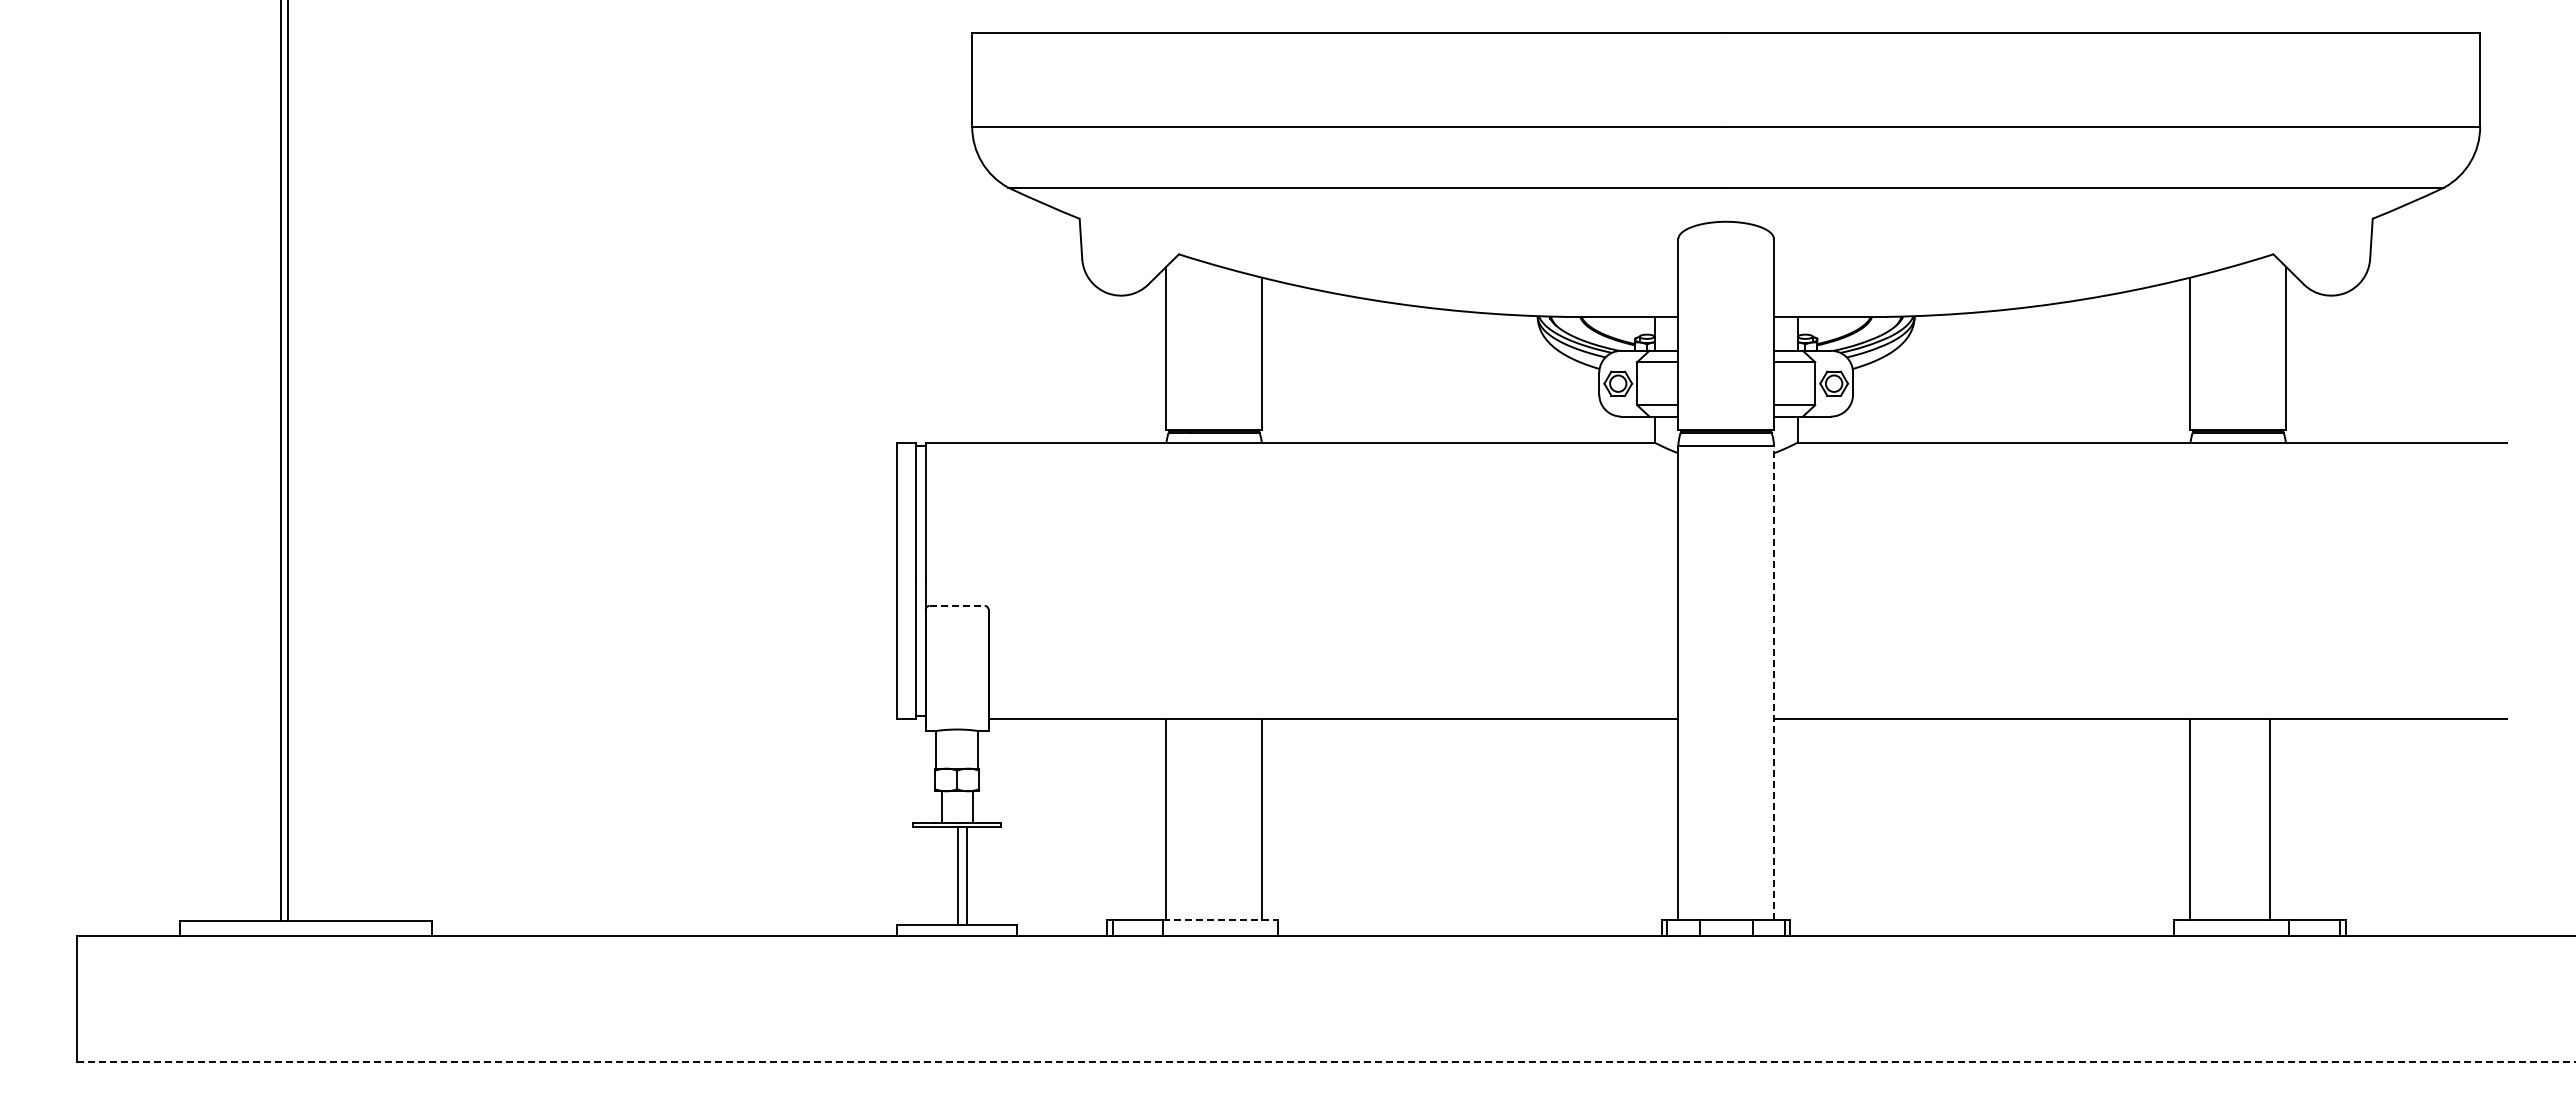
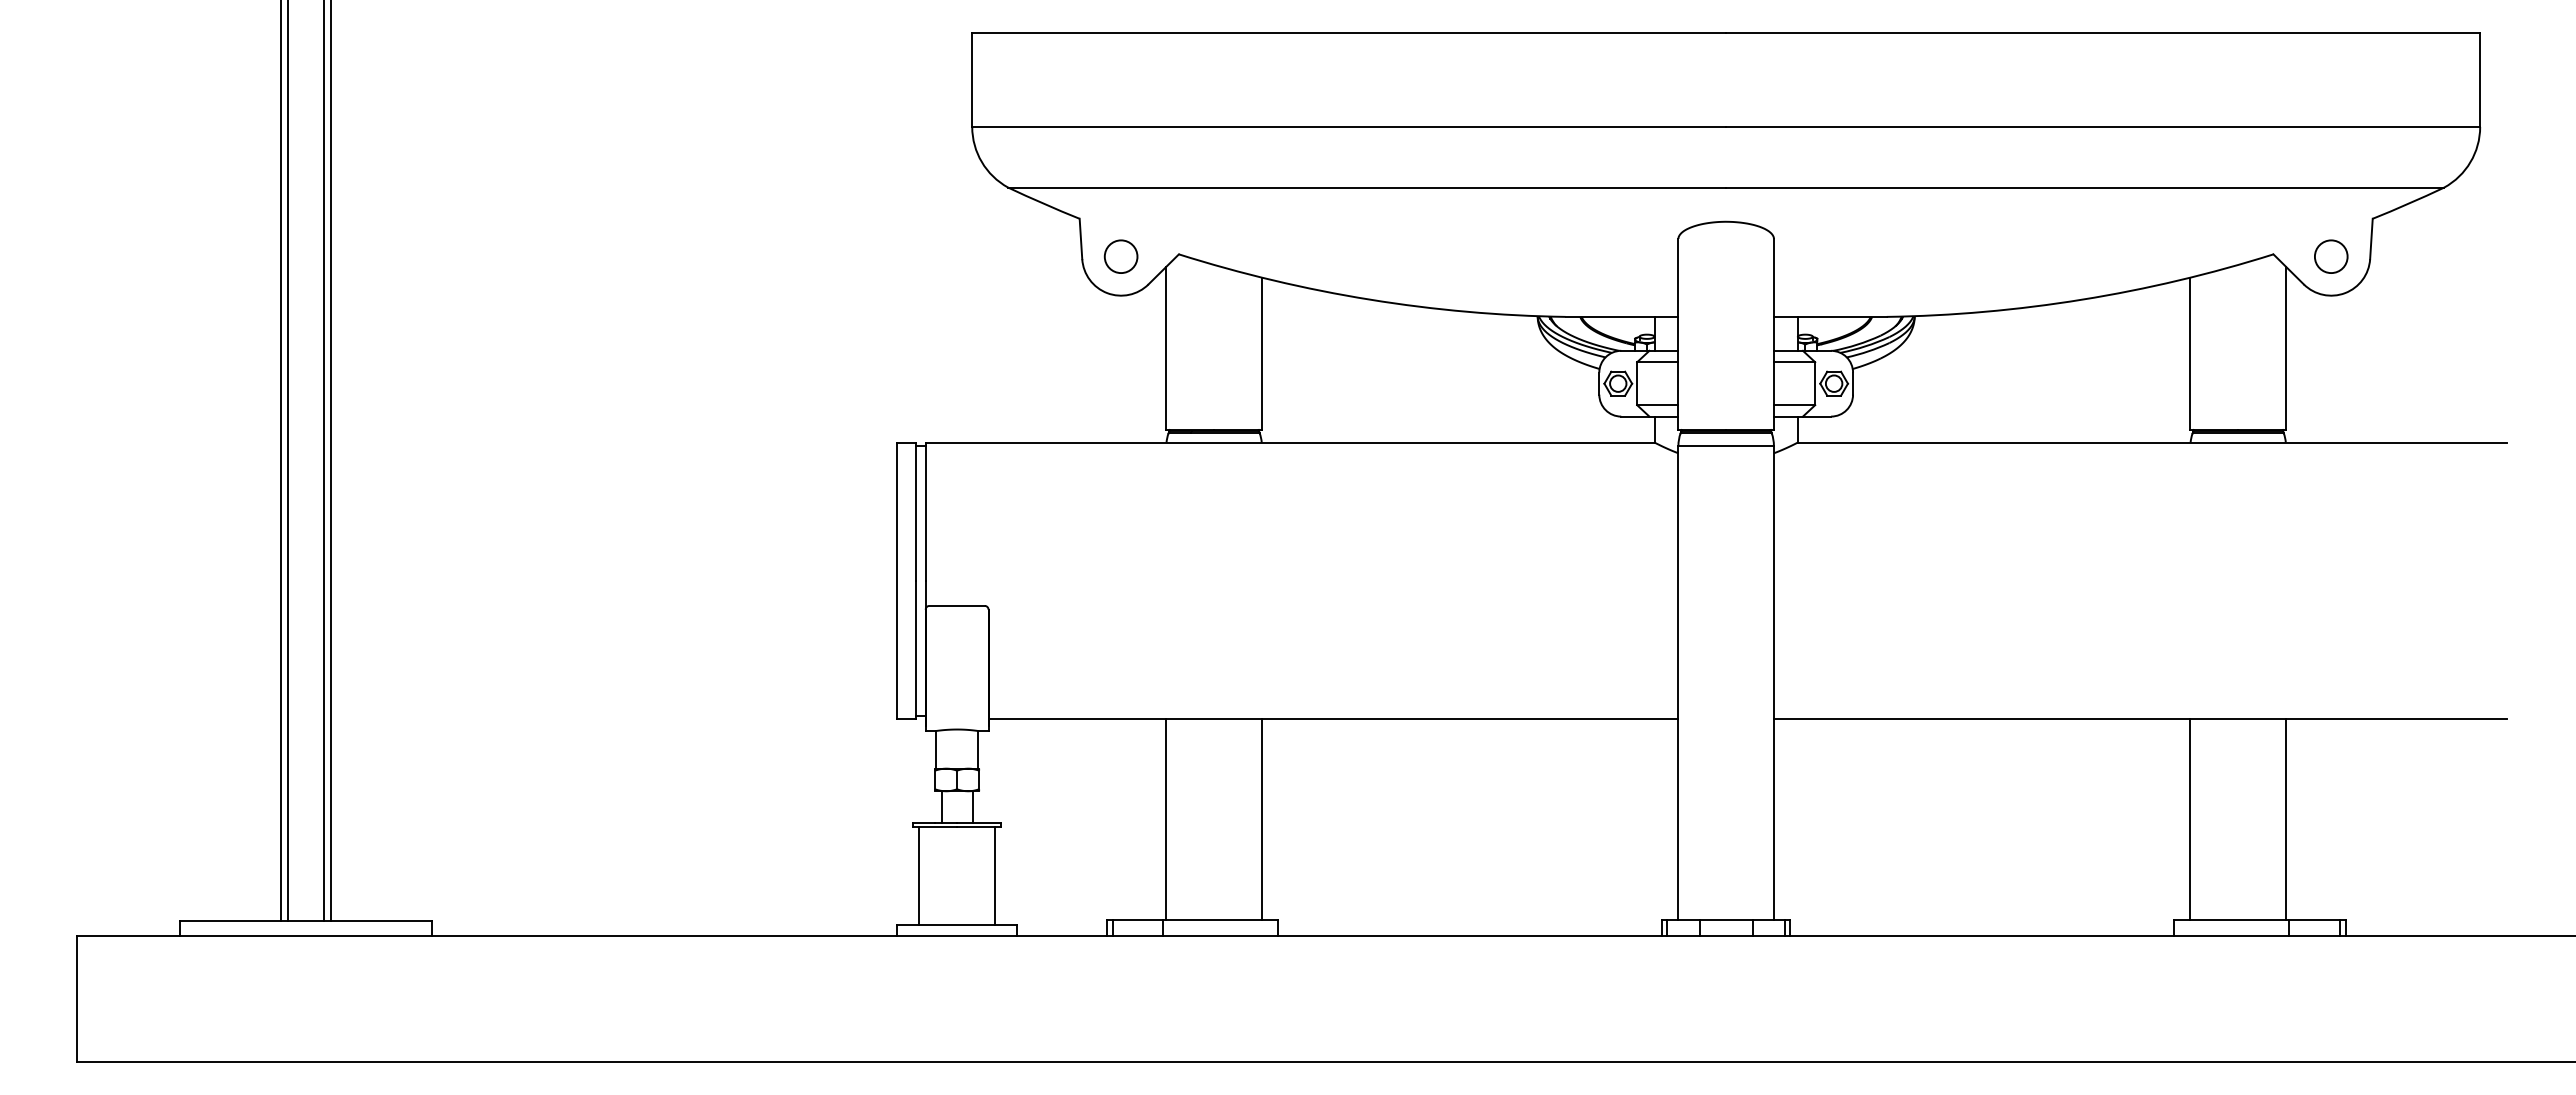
circle: none -> present (1120, 256)
circle: none -> present (2331, 256)
line: none -> present (323, 461)
line: none -> present (331, 461)
line: dashed -> solid (957, 605)
line: dashed -> solid (1773, 682)
line position: (2269, 819) -> (2285, 819) (2285, 819)
line position: (958, 876) -> (919, 876) (919, 876)
line position: (966, 876) -> (994, 876) (994, 876)
line: dashed -> solid (1220, 920)
line: dashed -> solid (1326, 1062)
